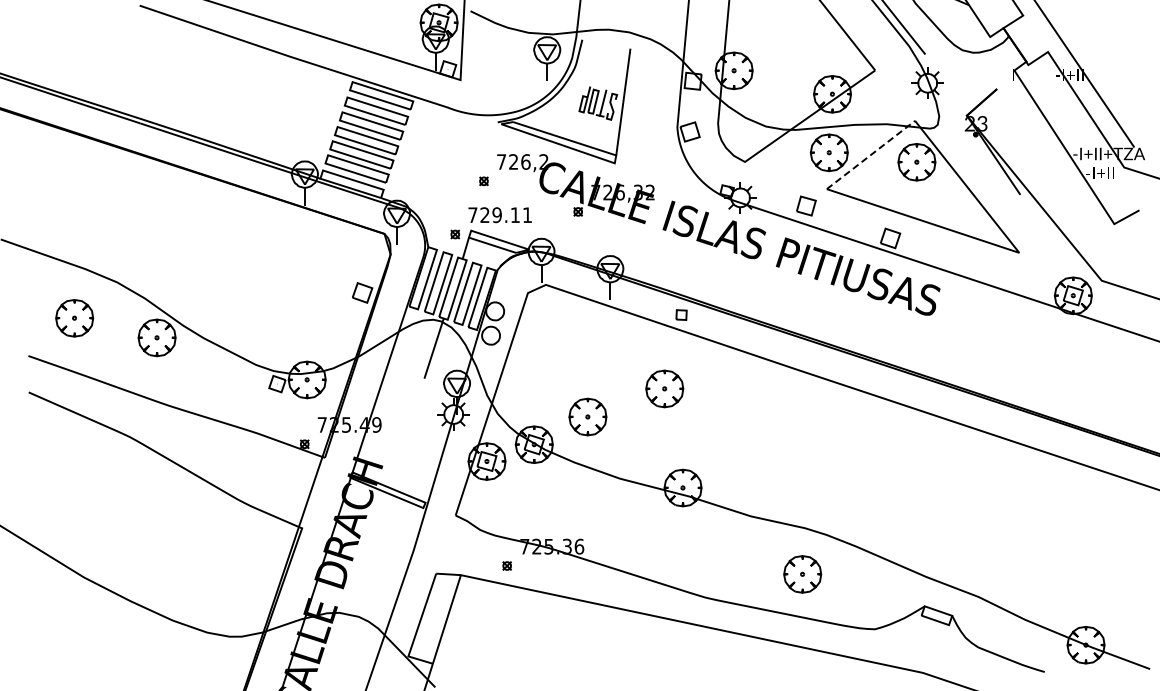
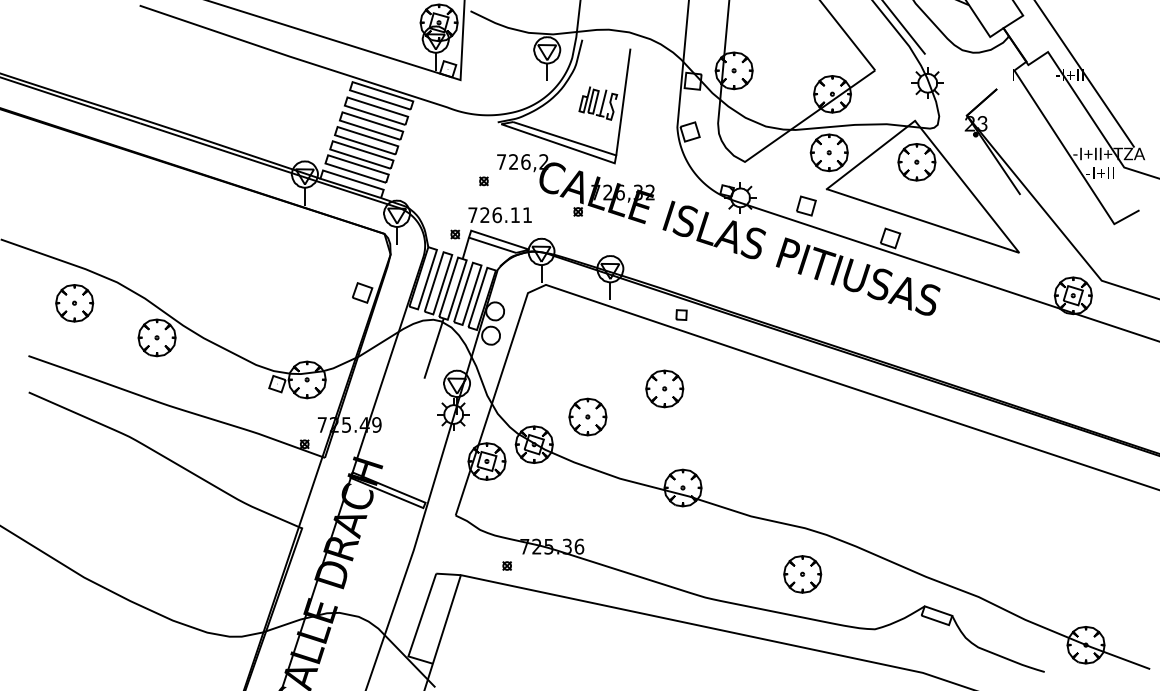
line: dashed -> solid (870, 155)
text: 729.11 -> 726.11 (496, 215)
part position: (74, 318) -> (74, 303) (74, 303)
